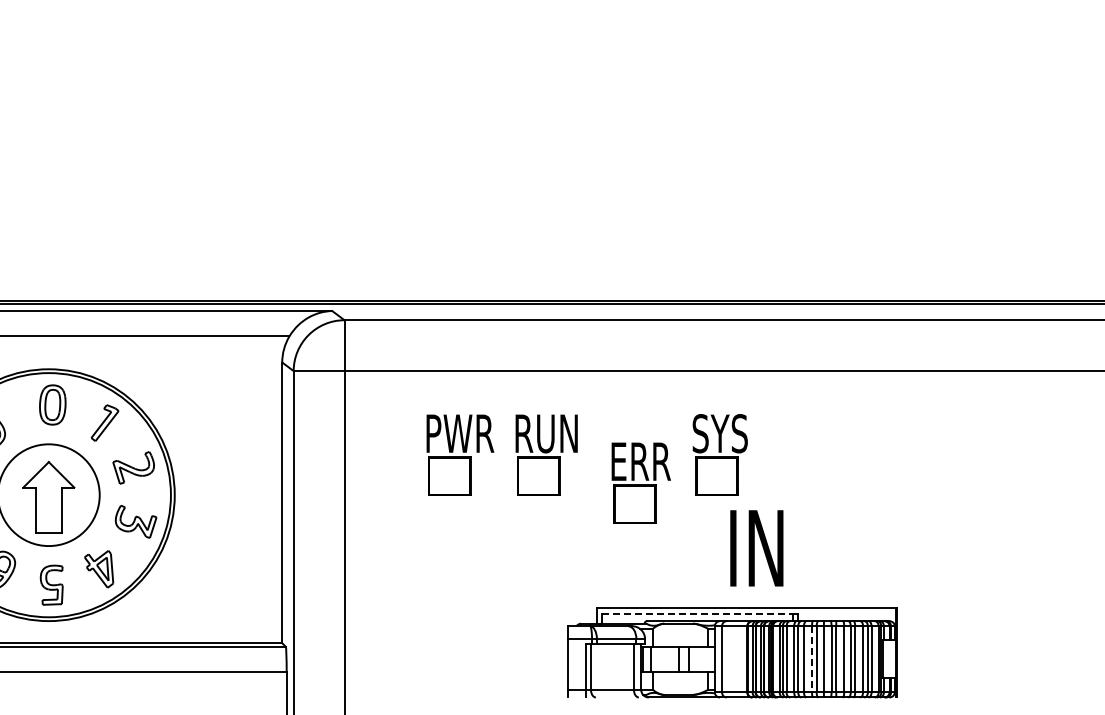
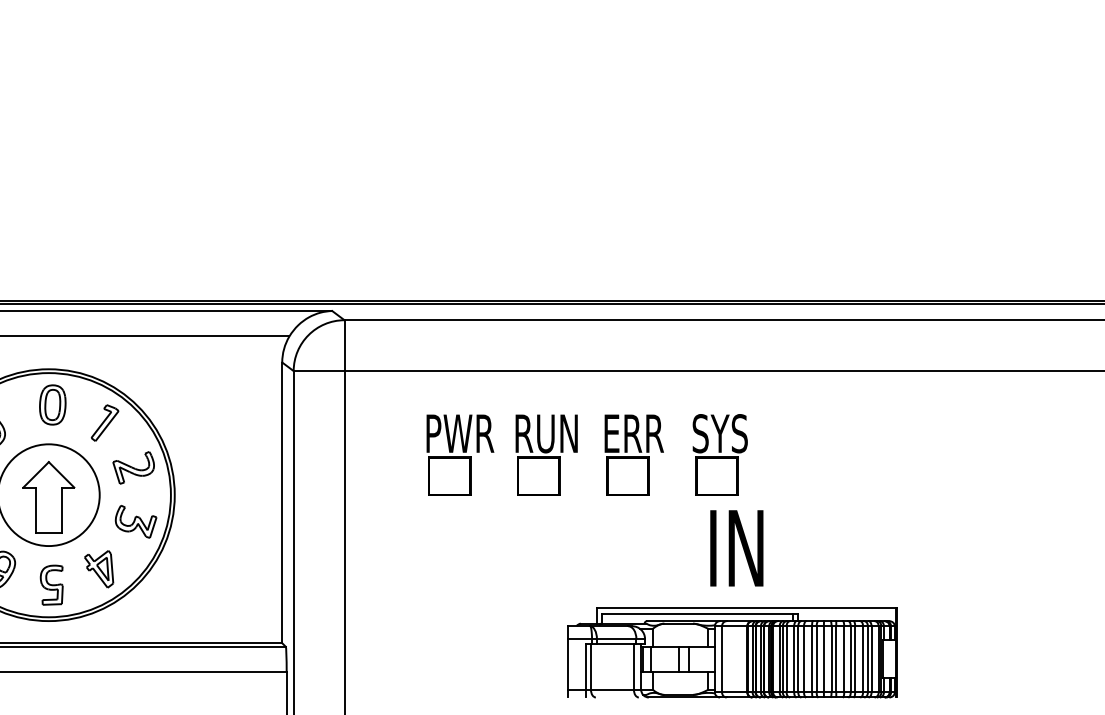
part position: (640, 482) -> (633, 454) (633, 454)
text position: (756, 548) -> (736, 548) (736, 548)
line: dashed -> solid (697, 613)
line: dashed -> solid (812, 659)
